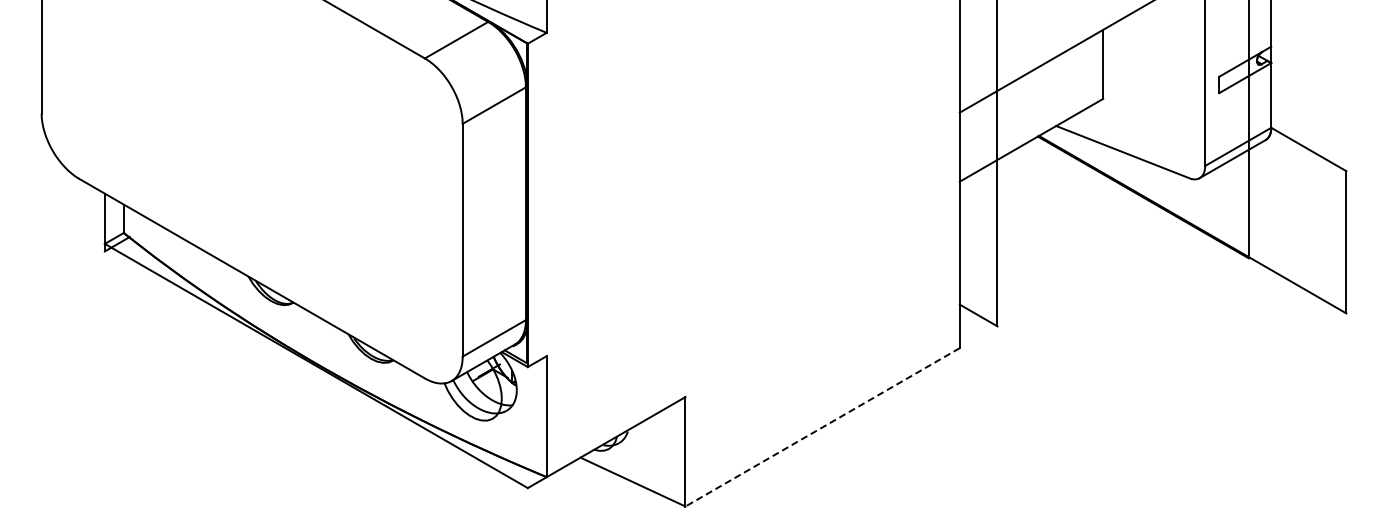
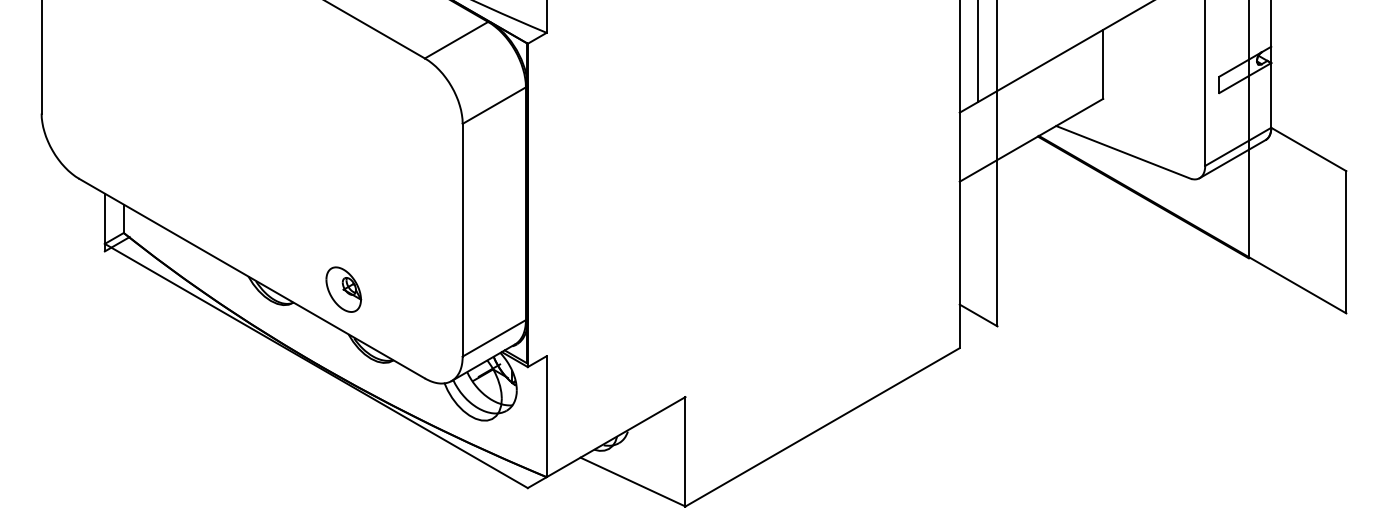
line: none -> present (977, 52)
part: none -> present (343, 289)
line: dashed -> solid (822, 427)
